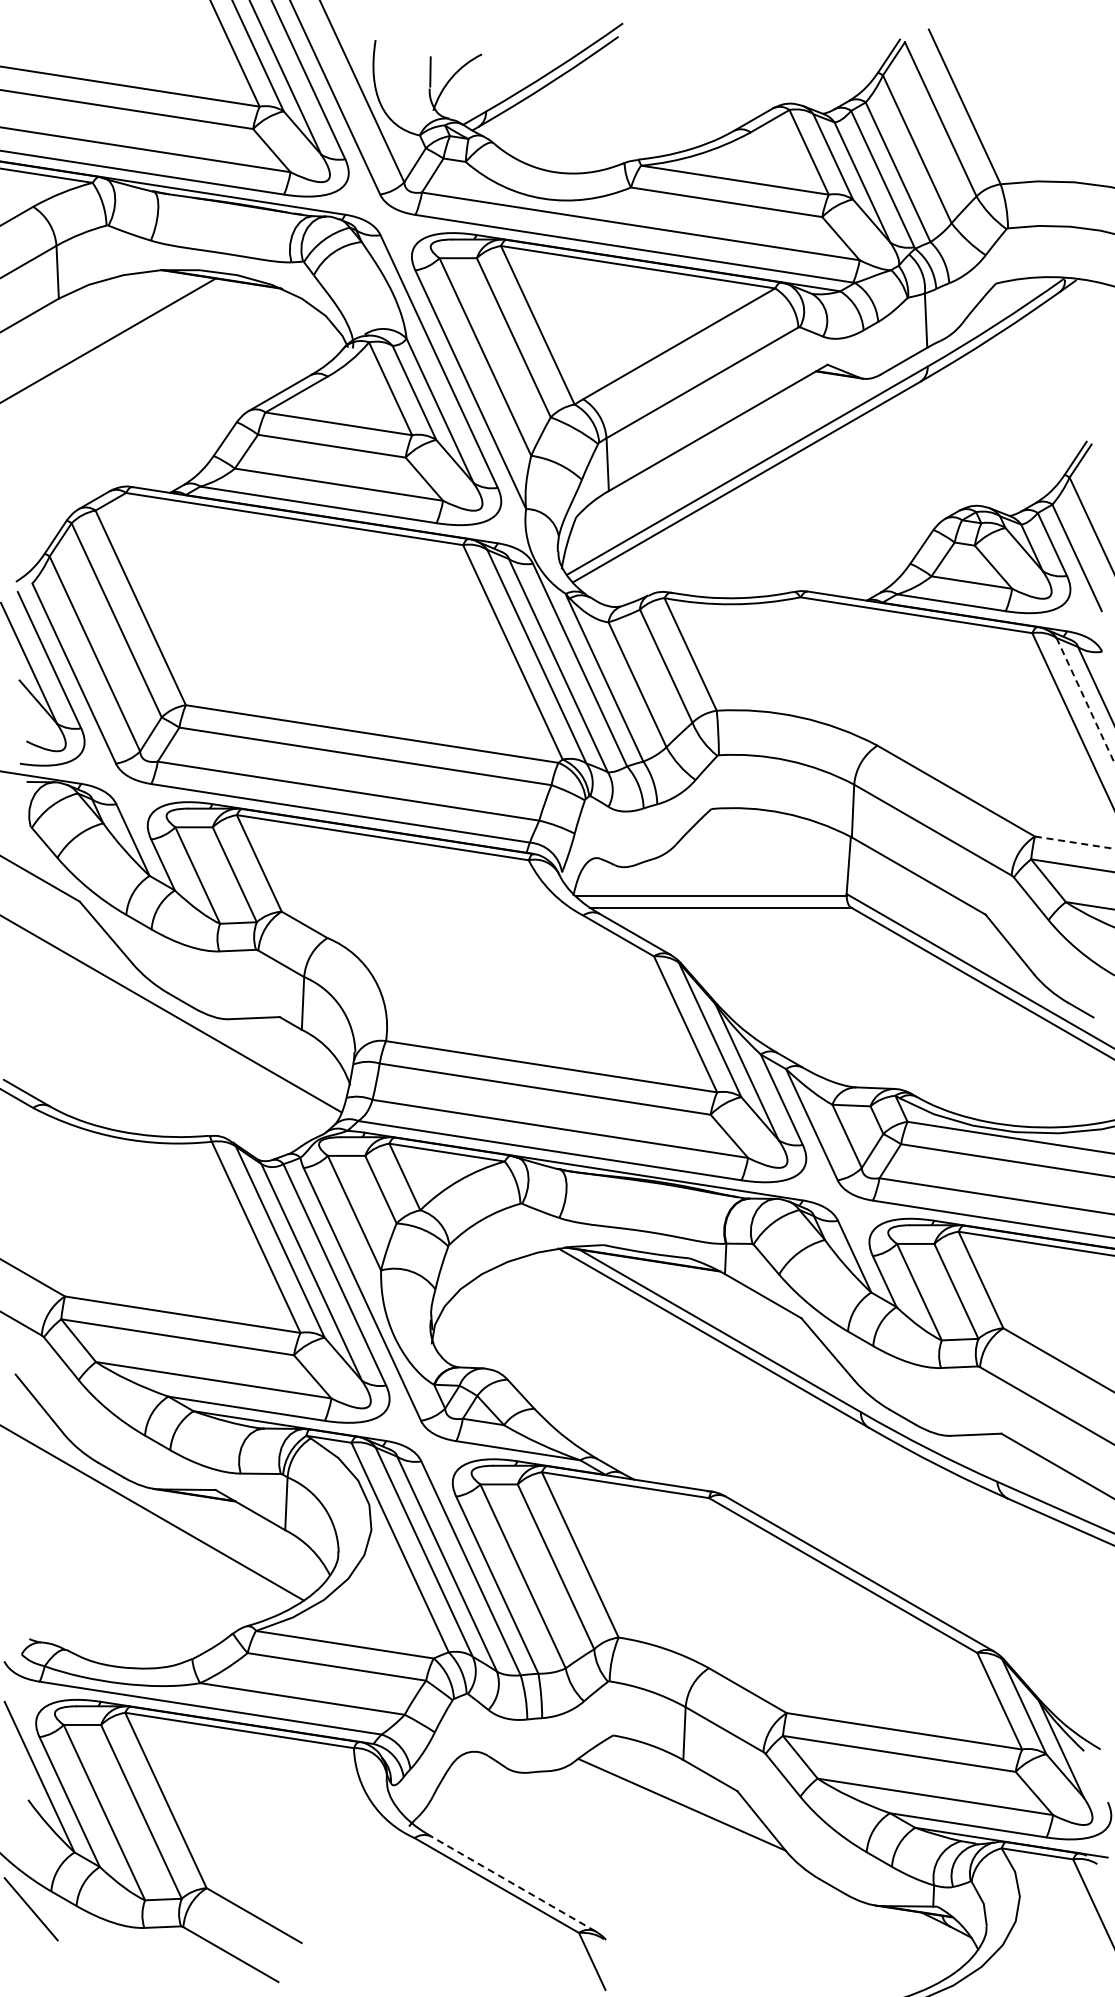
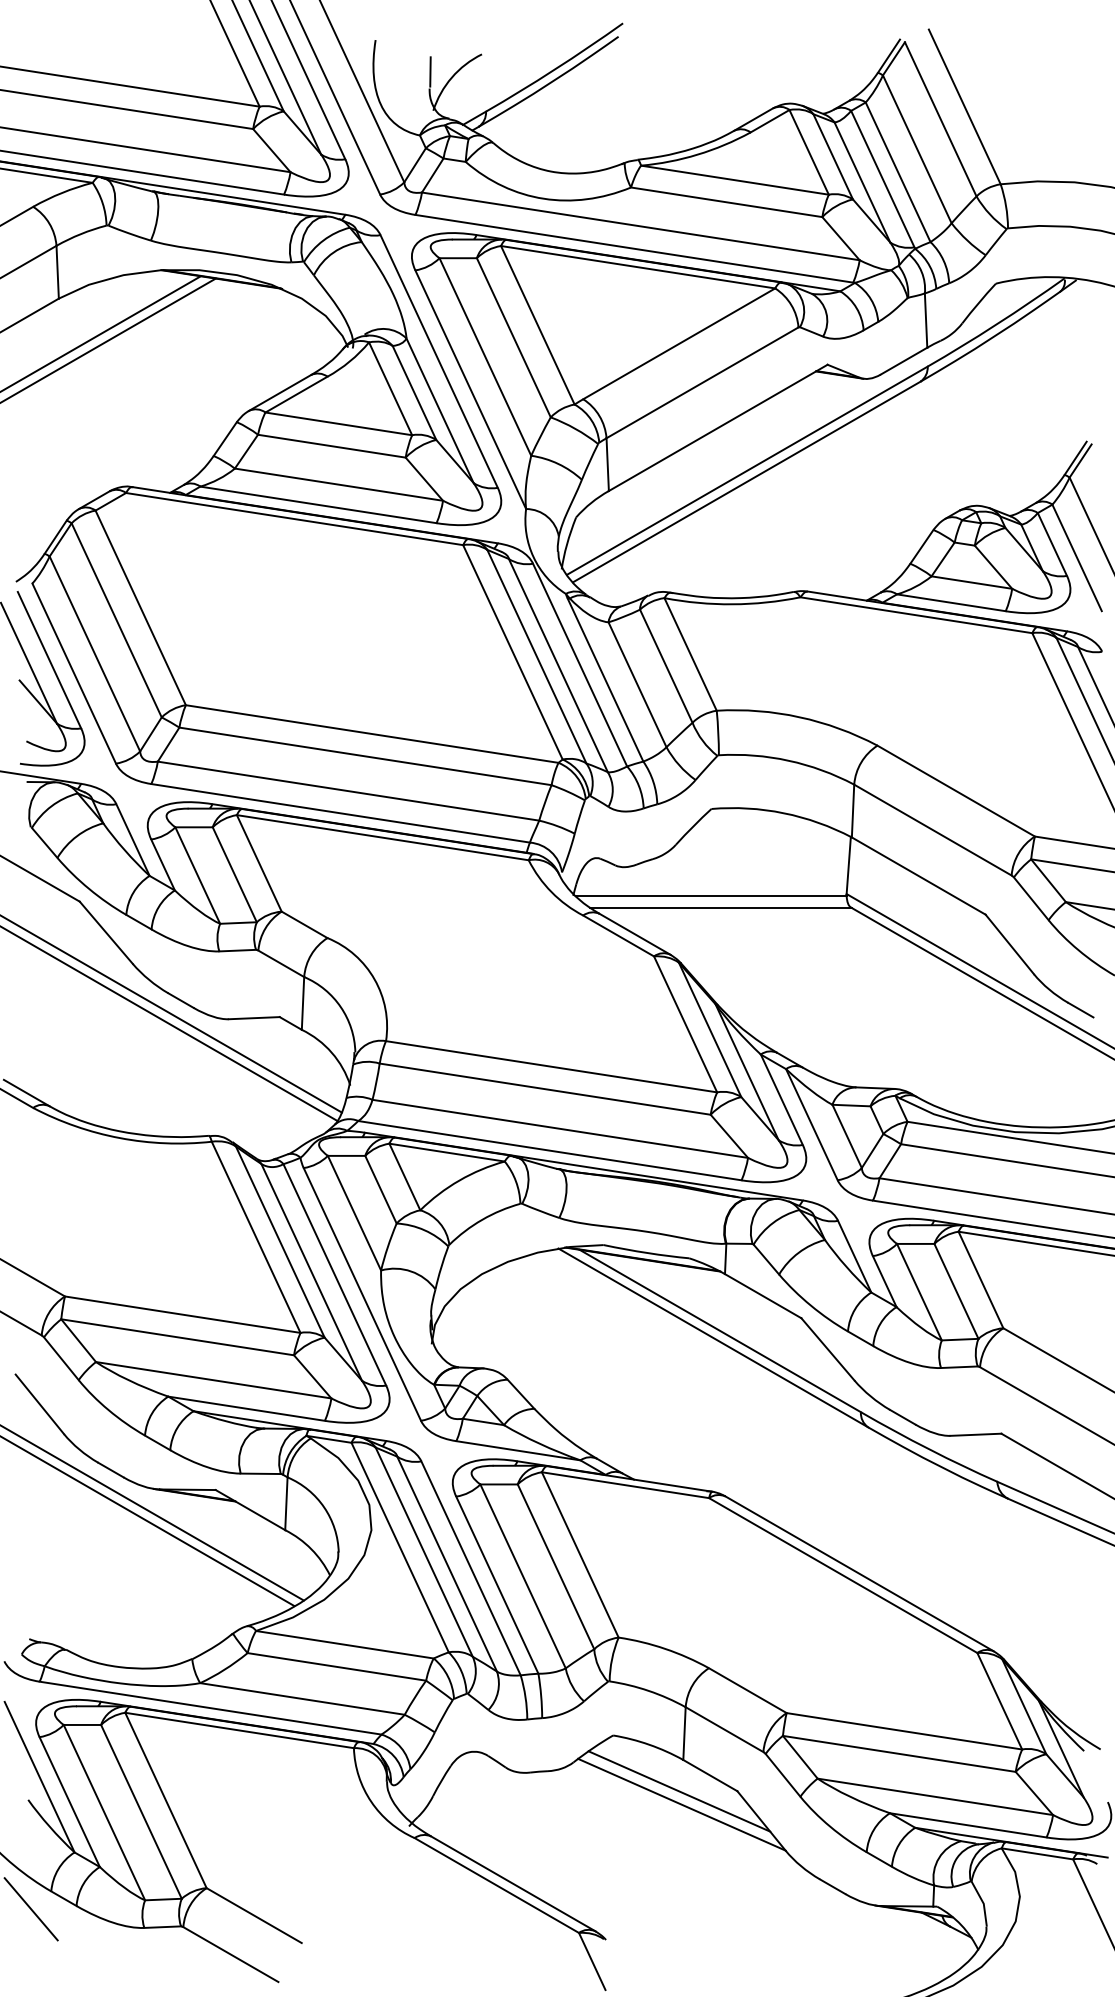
line: none -> present (101, 333)
line: dashed -> solid (1085, 701)
line: dashed -> solid (1075, 842)
line: none -> present (169, 1024)
line: none -> present (148, 1521)
line: none -> present (679, 1791)
line: dashed -> solid (513, 1883)
